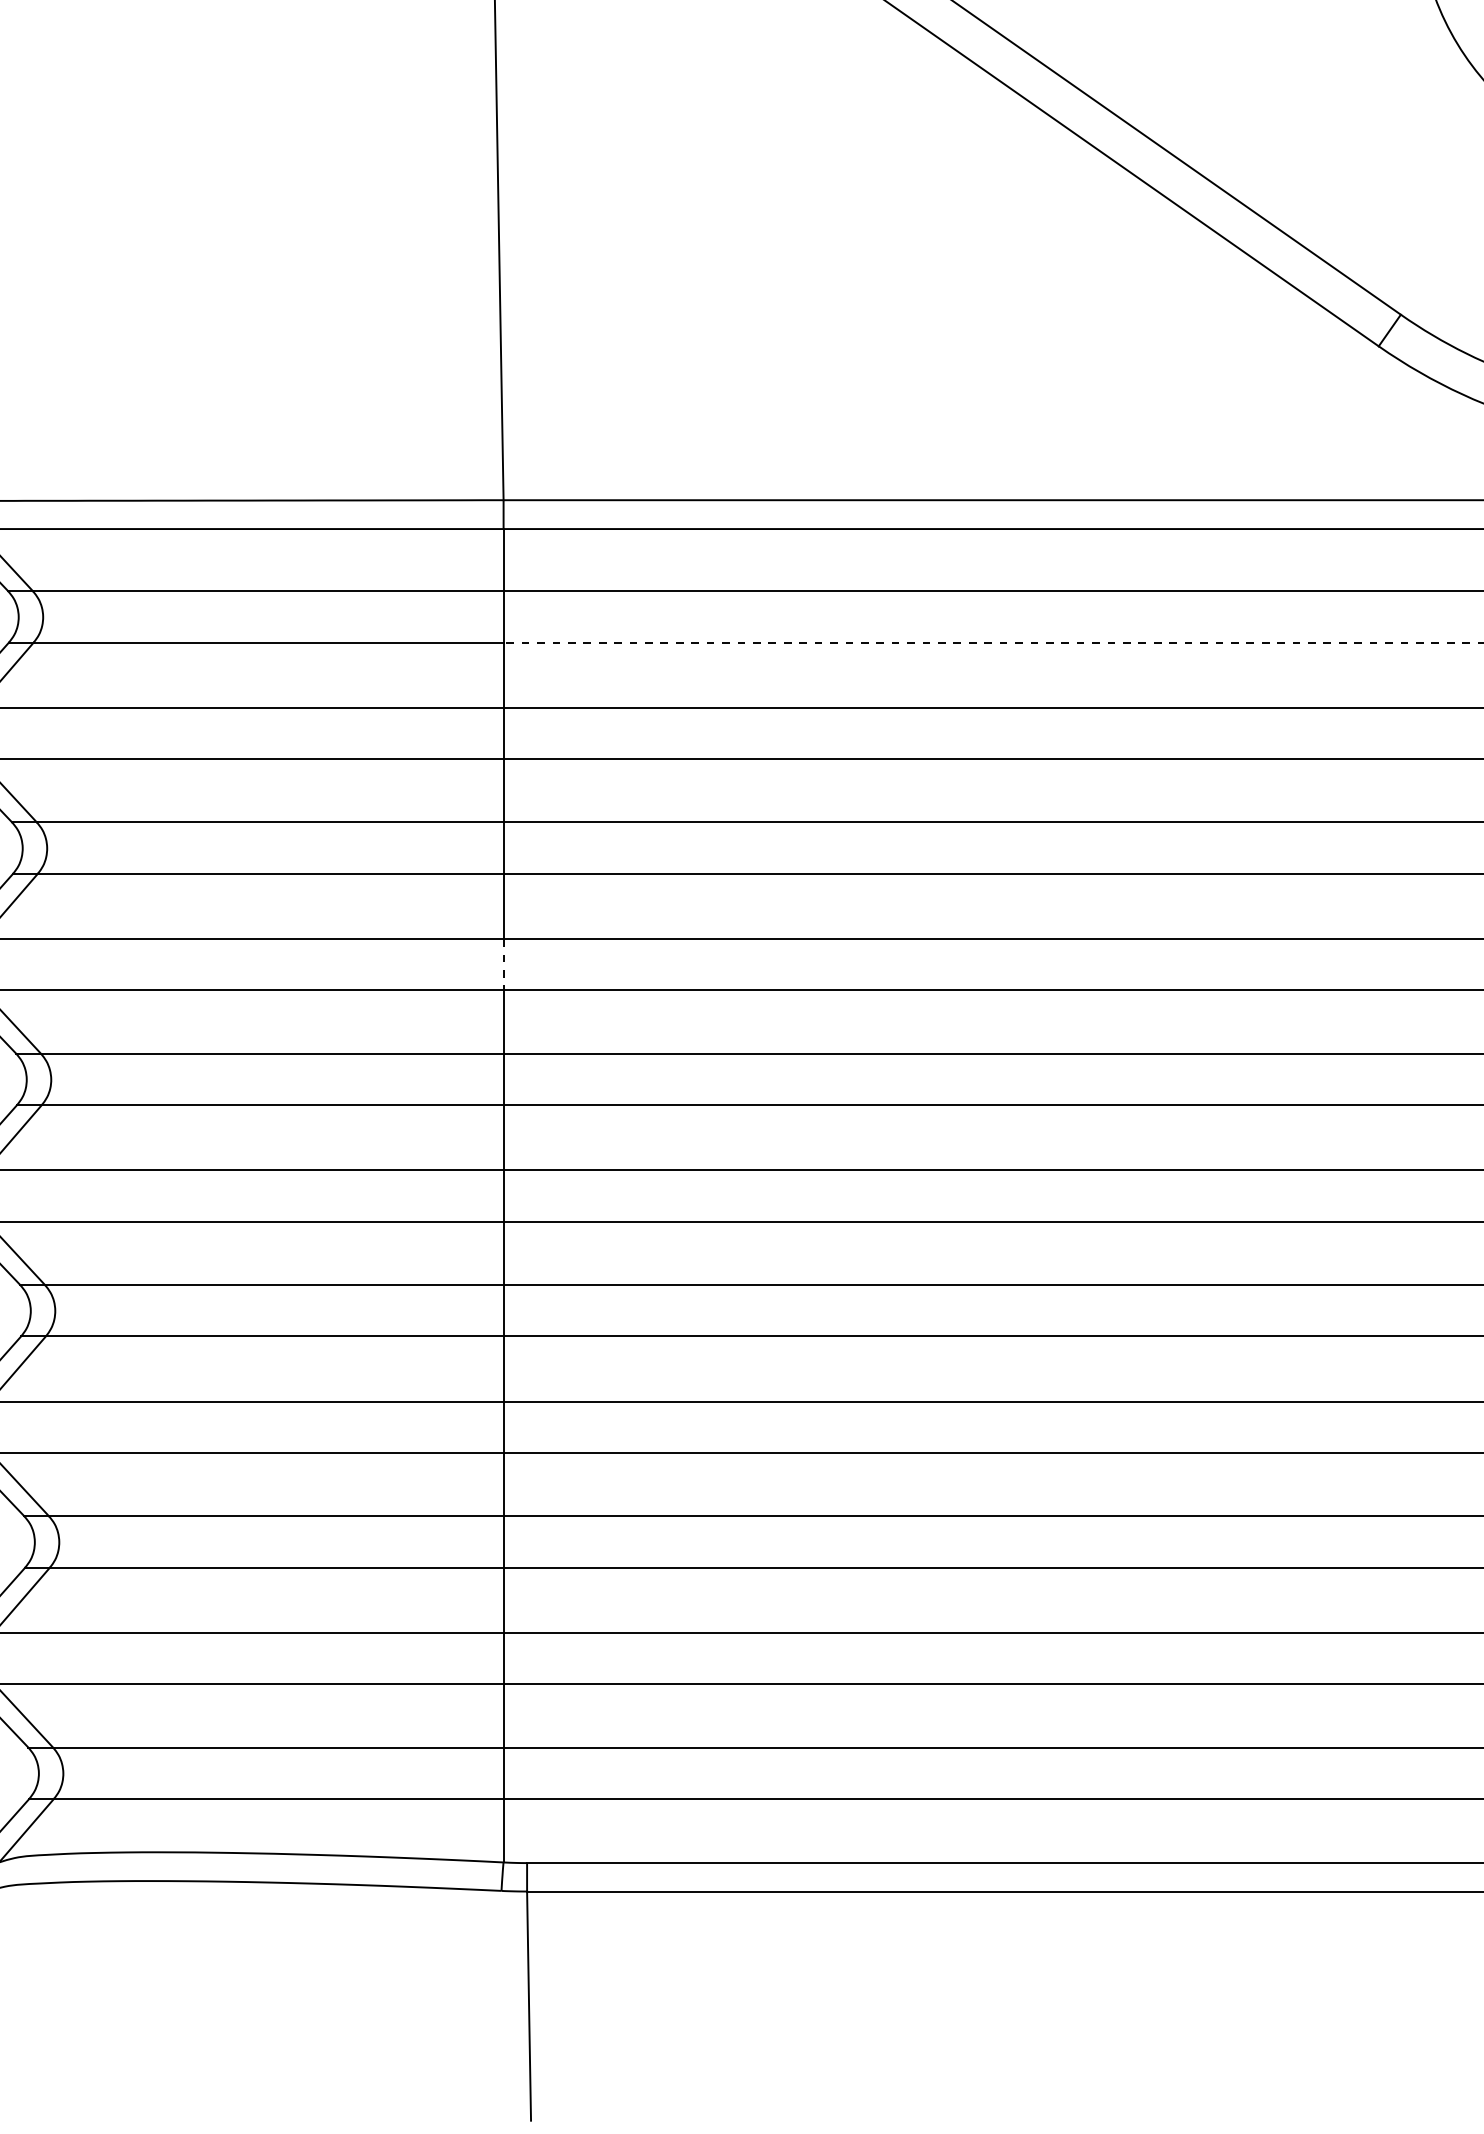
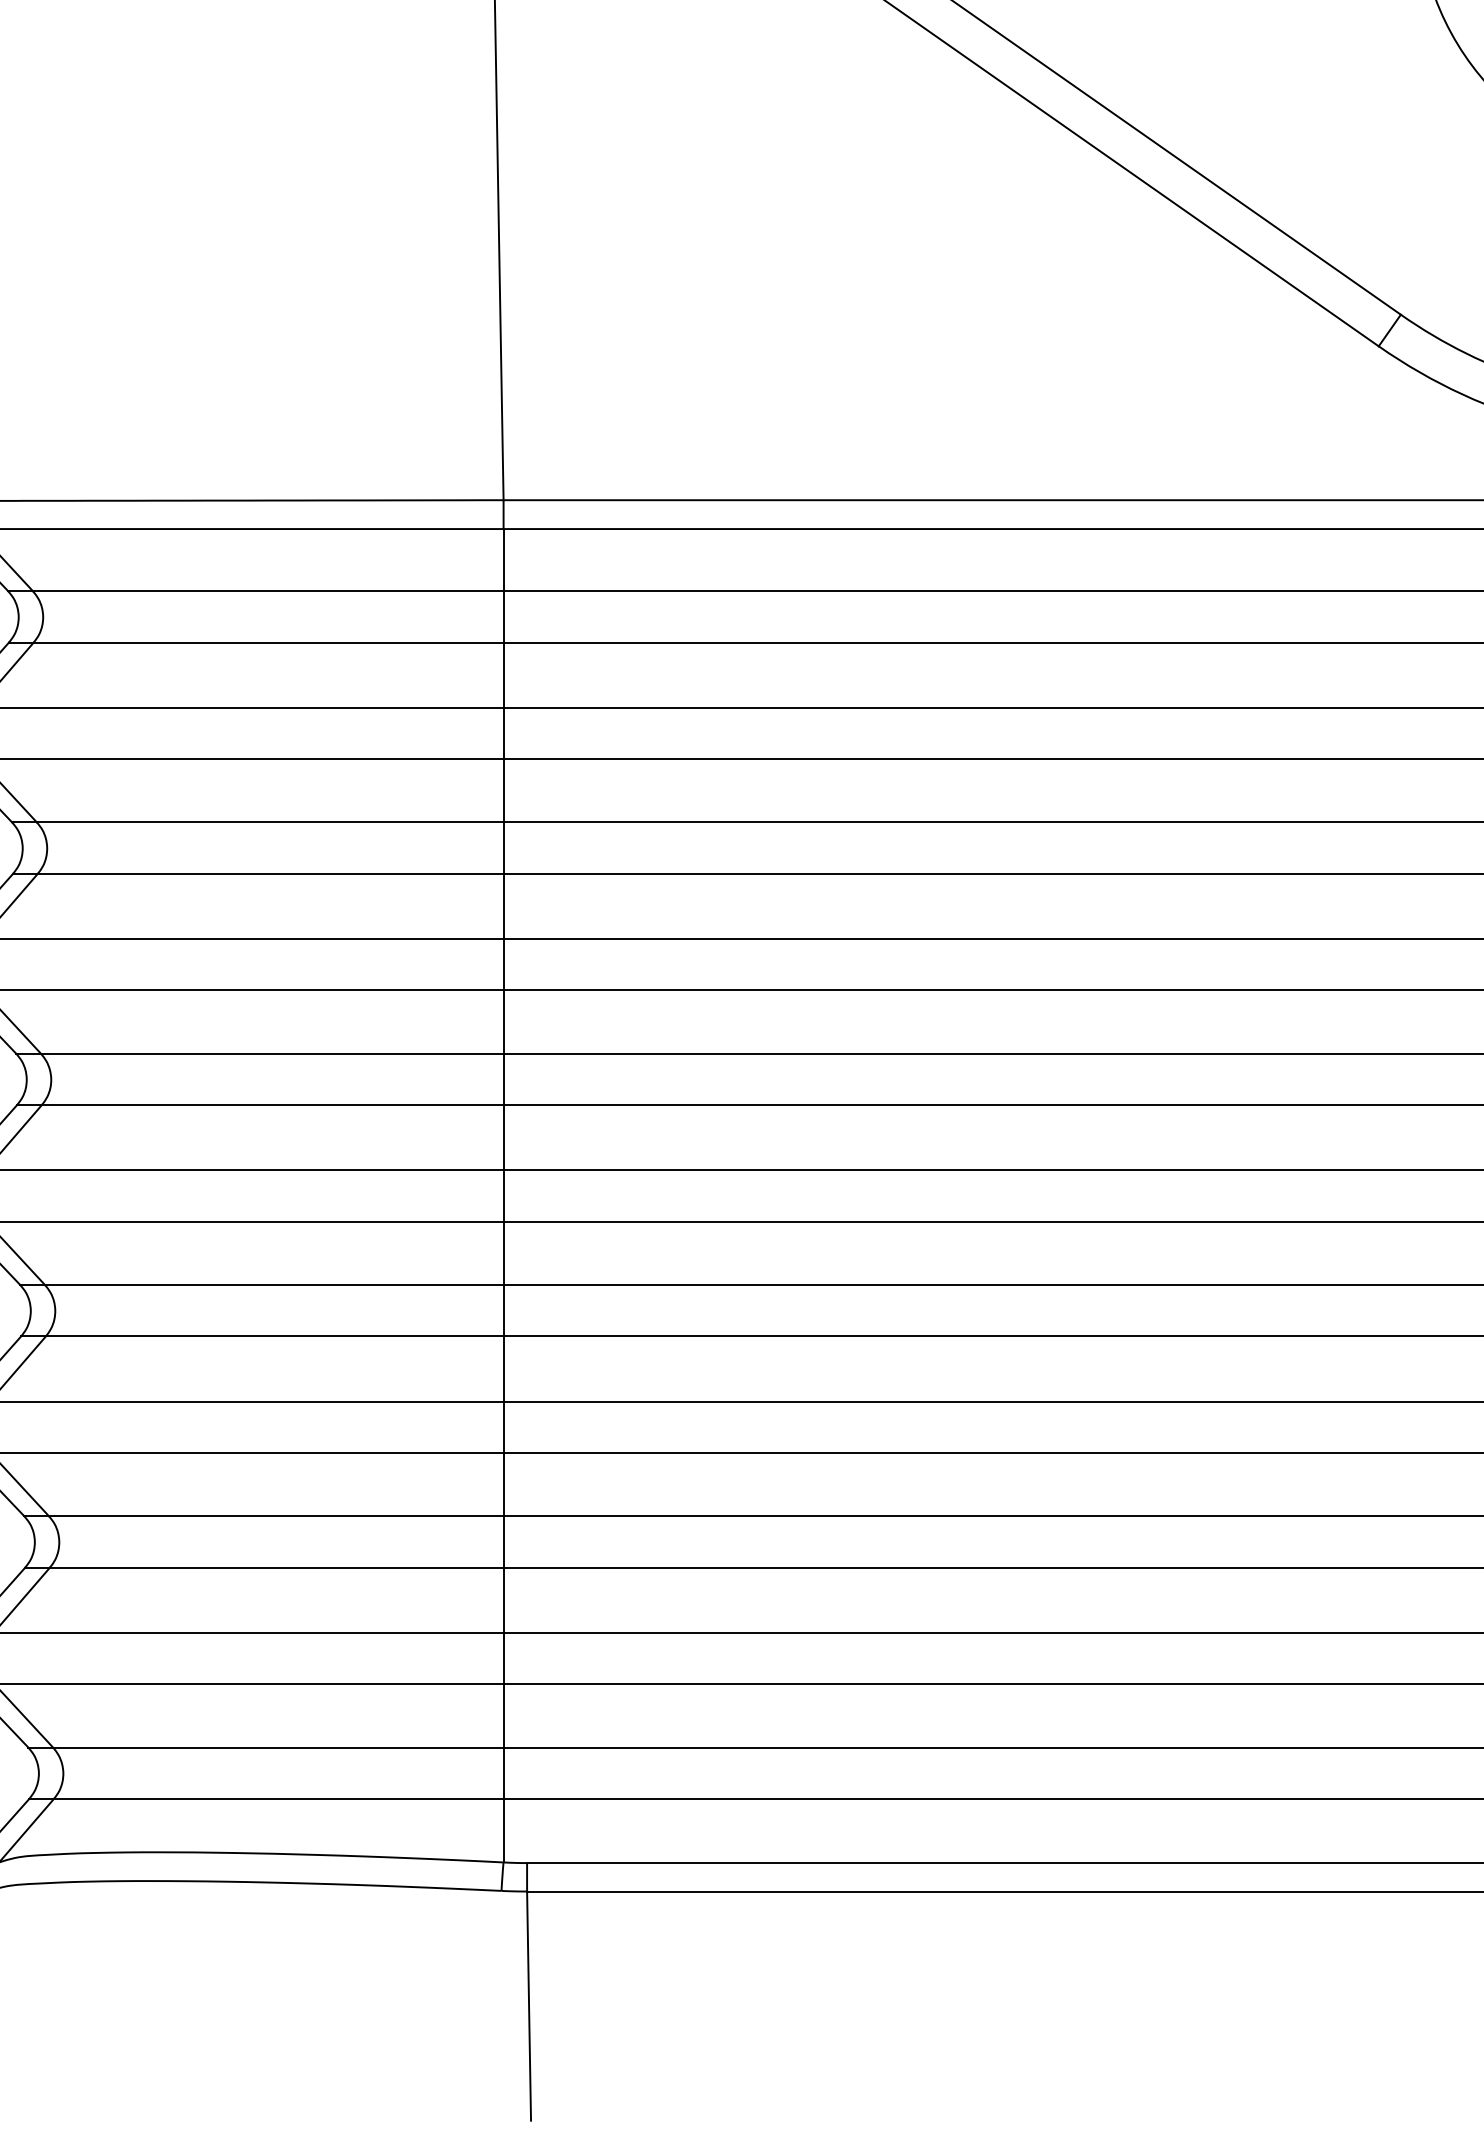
line: dashed -> solid (993, 642)
line: dashed -> solid (503, 964)
